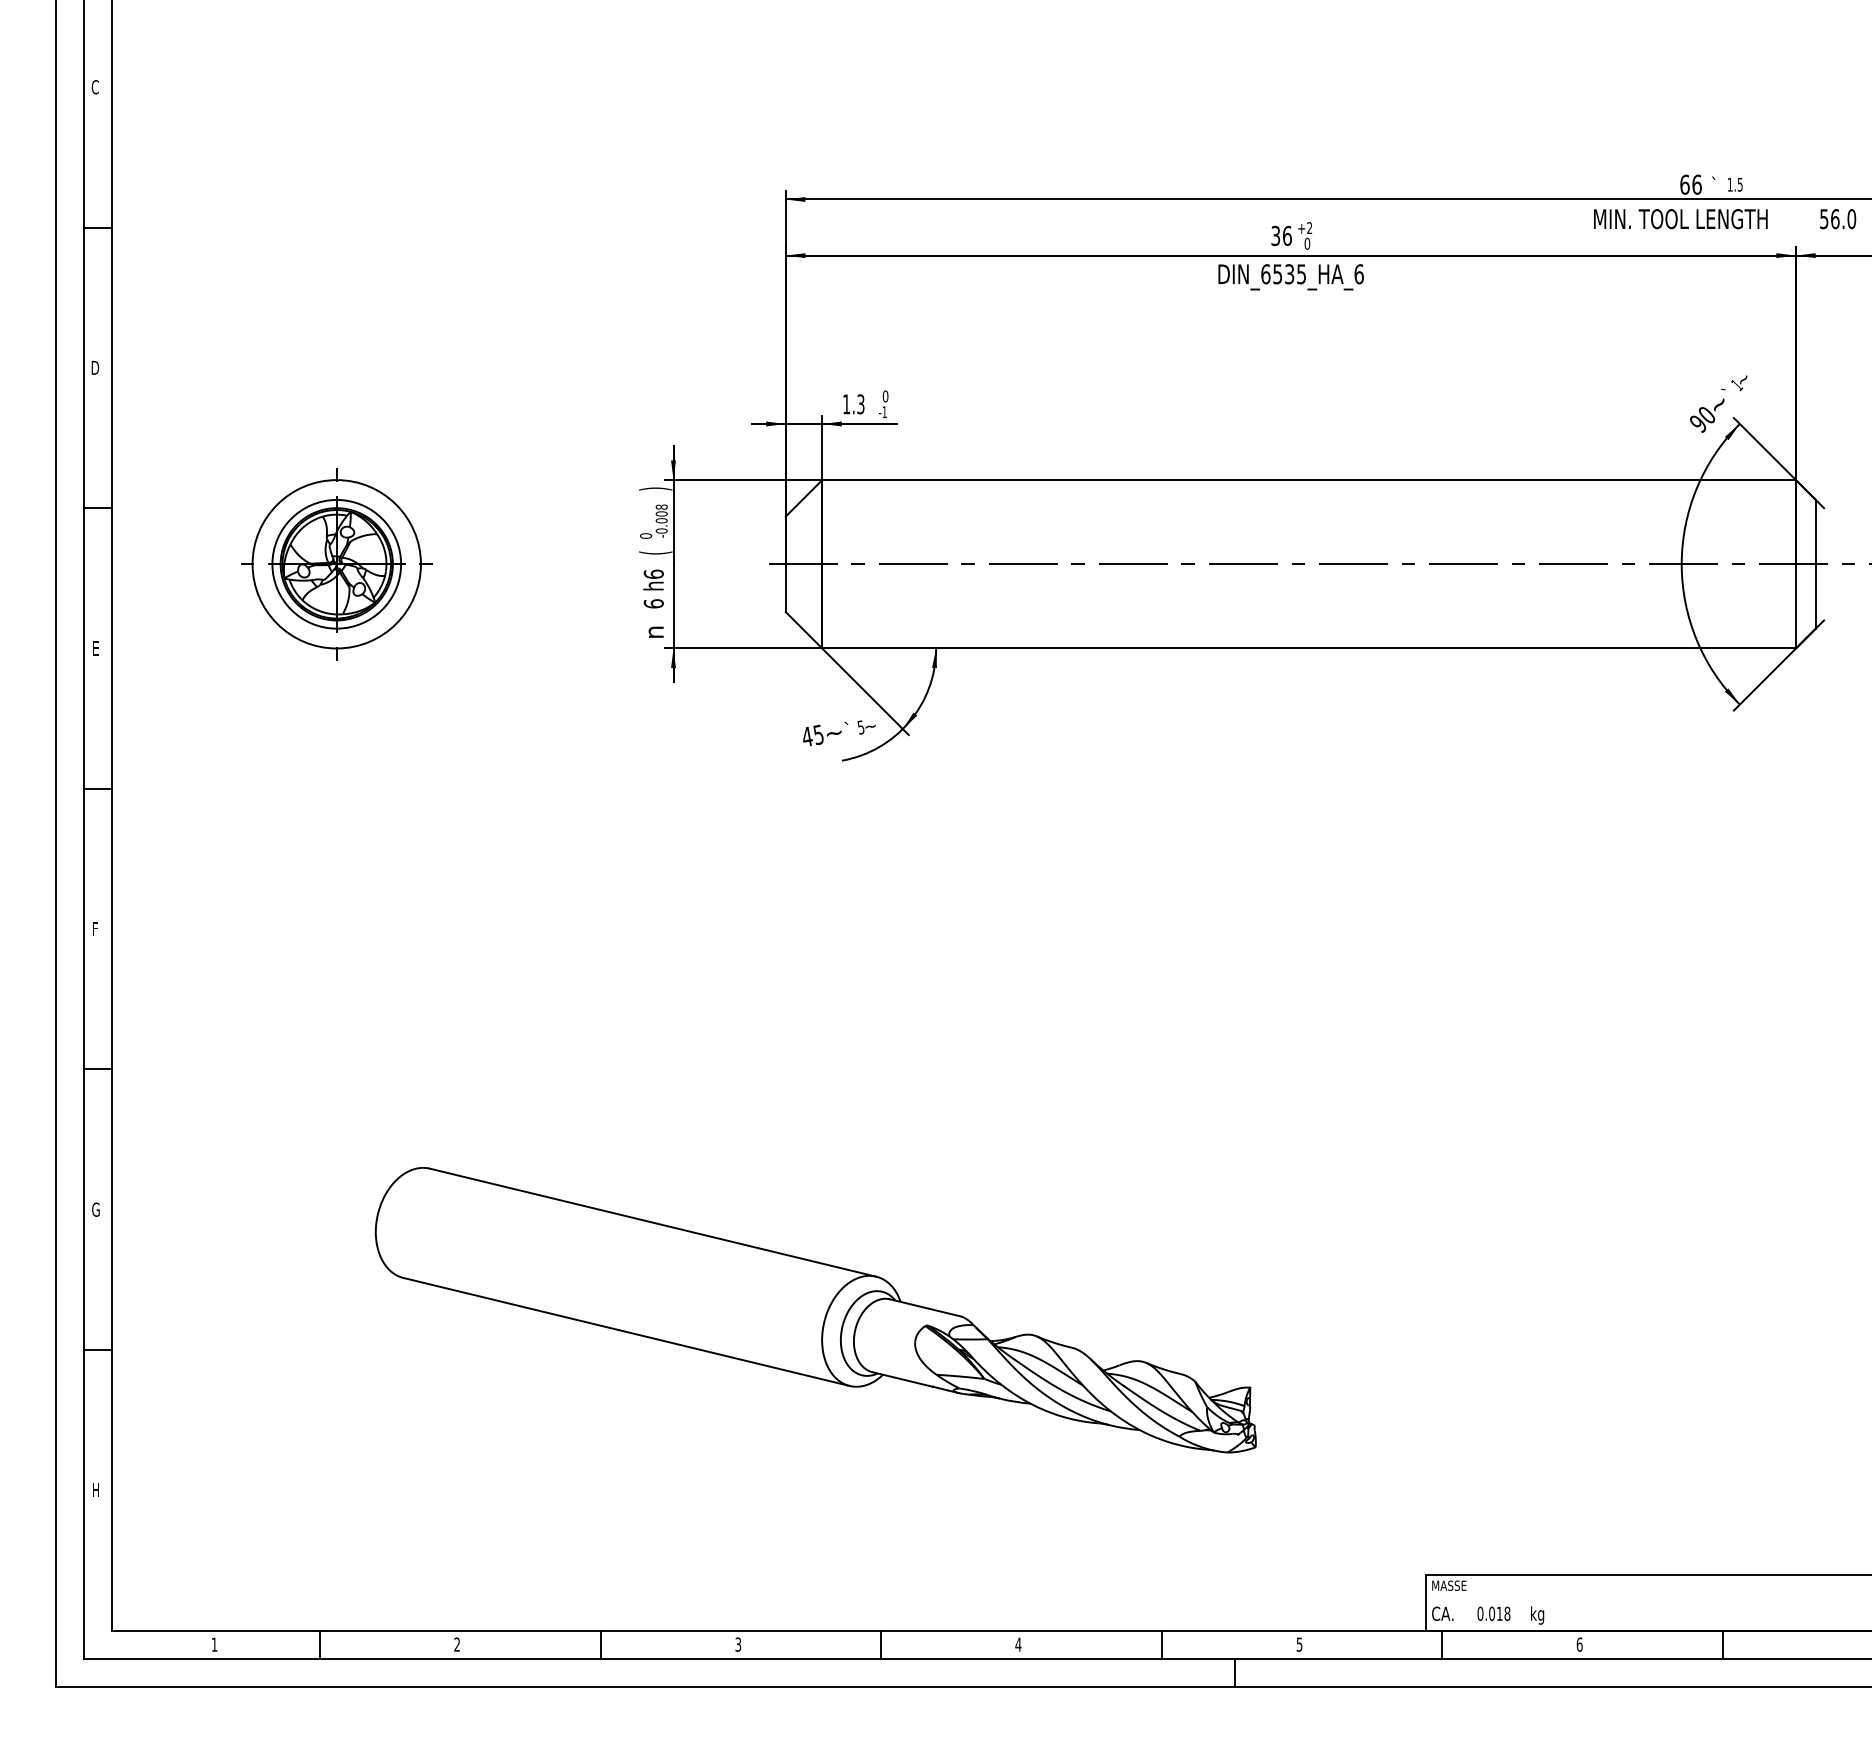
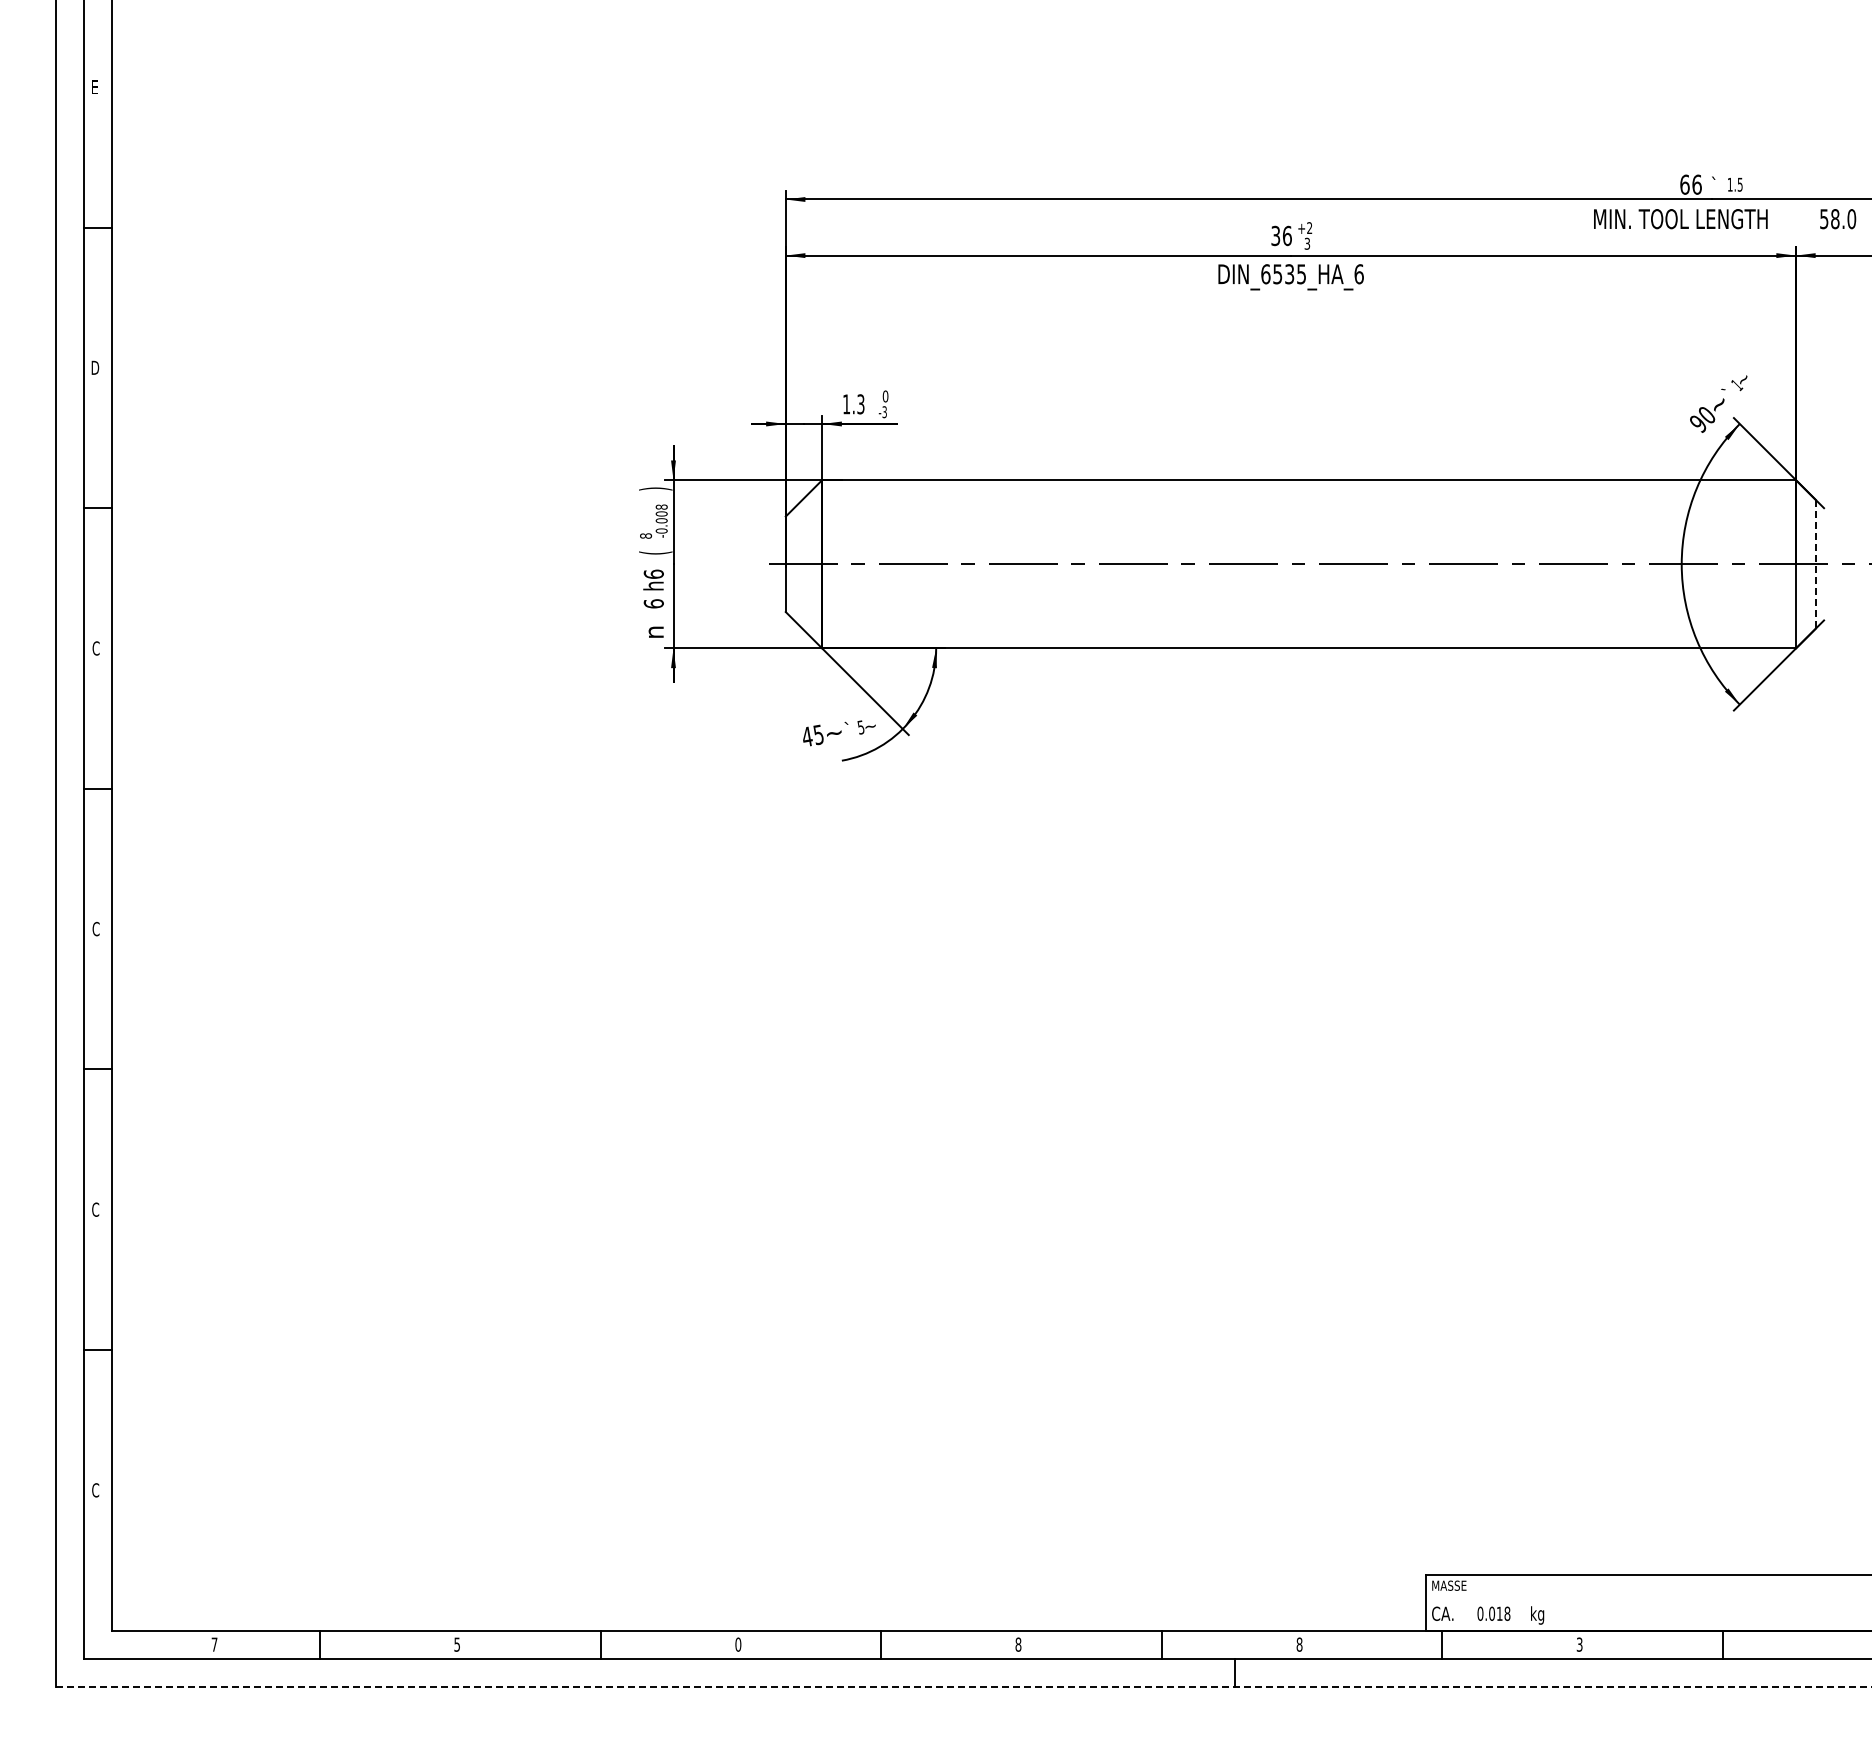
text: C -> E (94, 87)
text: 56.0 -> 58.0 (1835, 219)
text: 0 -> 3 (1307, 243)
text: -1 -> -3 (884, 412)
text: 0 -> 8 (645, 535)
part: present -> none (336, 564)
line: solid -> dashed (1815, 564)
text: E -> C (95, 648)
text: F -> C (95, 928)
text: G -> C (97, 1209)
part: present -> none (815, 1310)
text: H -> C (95, 1490)
text: 1 -> 7 (214, 1644)
text: 2 -> 5 (456, 1644)
text: 3 -> 0 (738, 1644)
text: 4 -> 8 (1018, 1644)
text: 5 -> 8 (1299, 1644)
text: 6 -> 3 (1579, 1644)
line: solid -> dashed (964, 1686)
